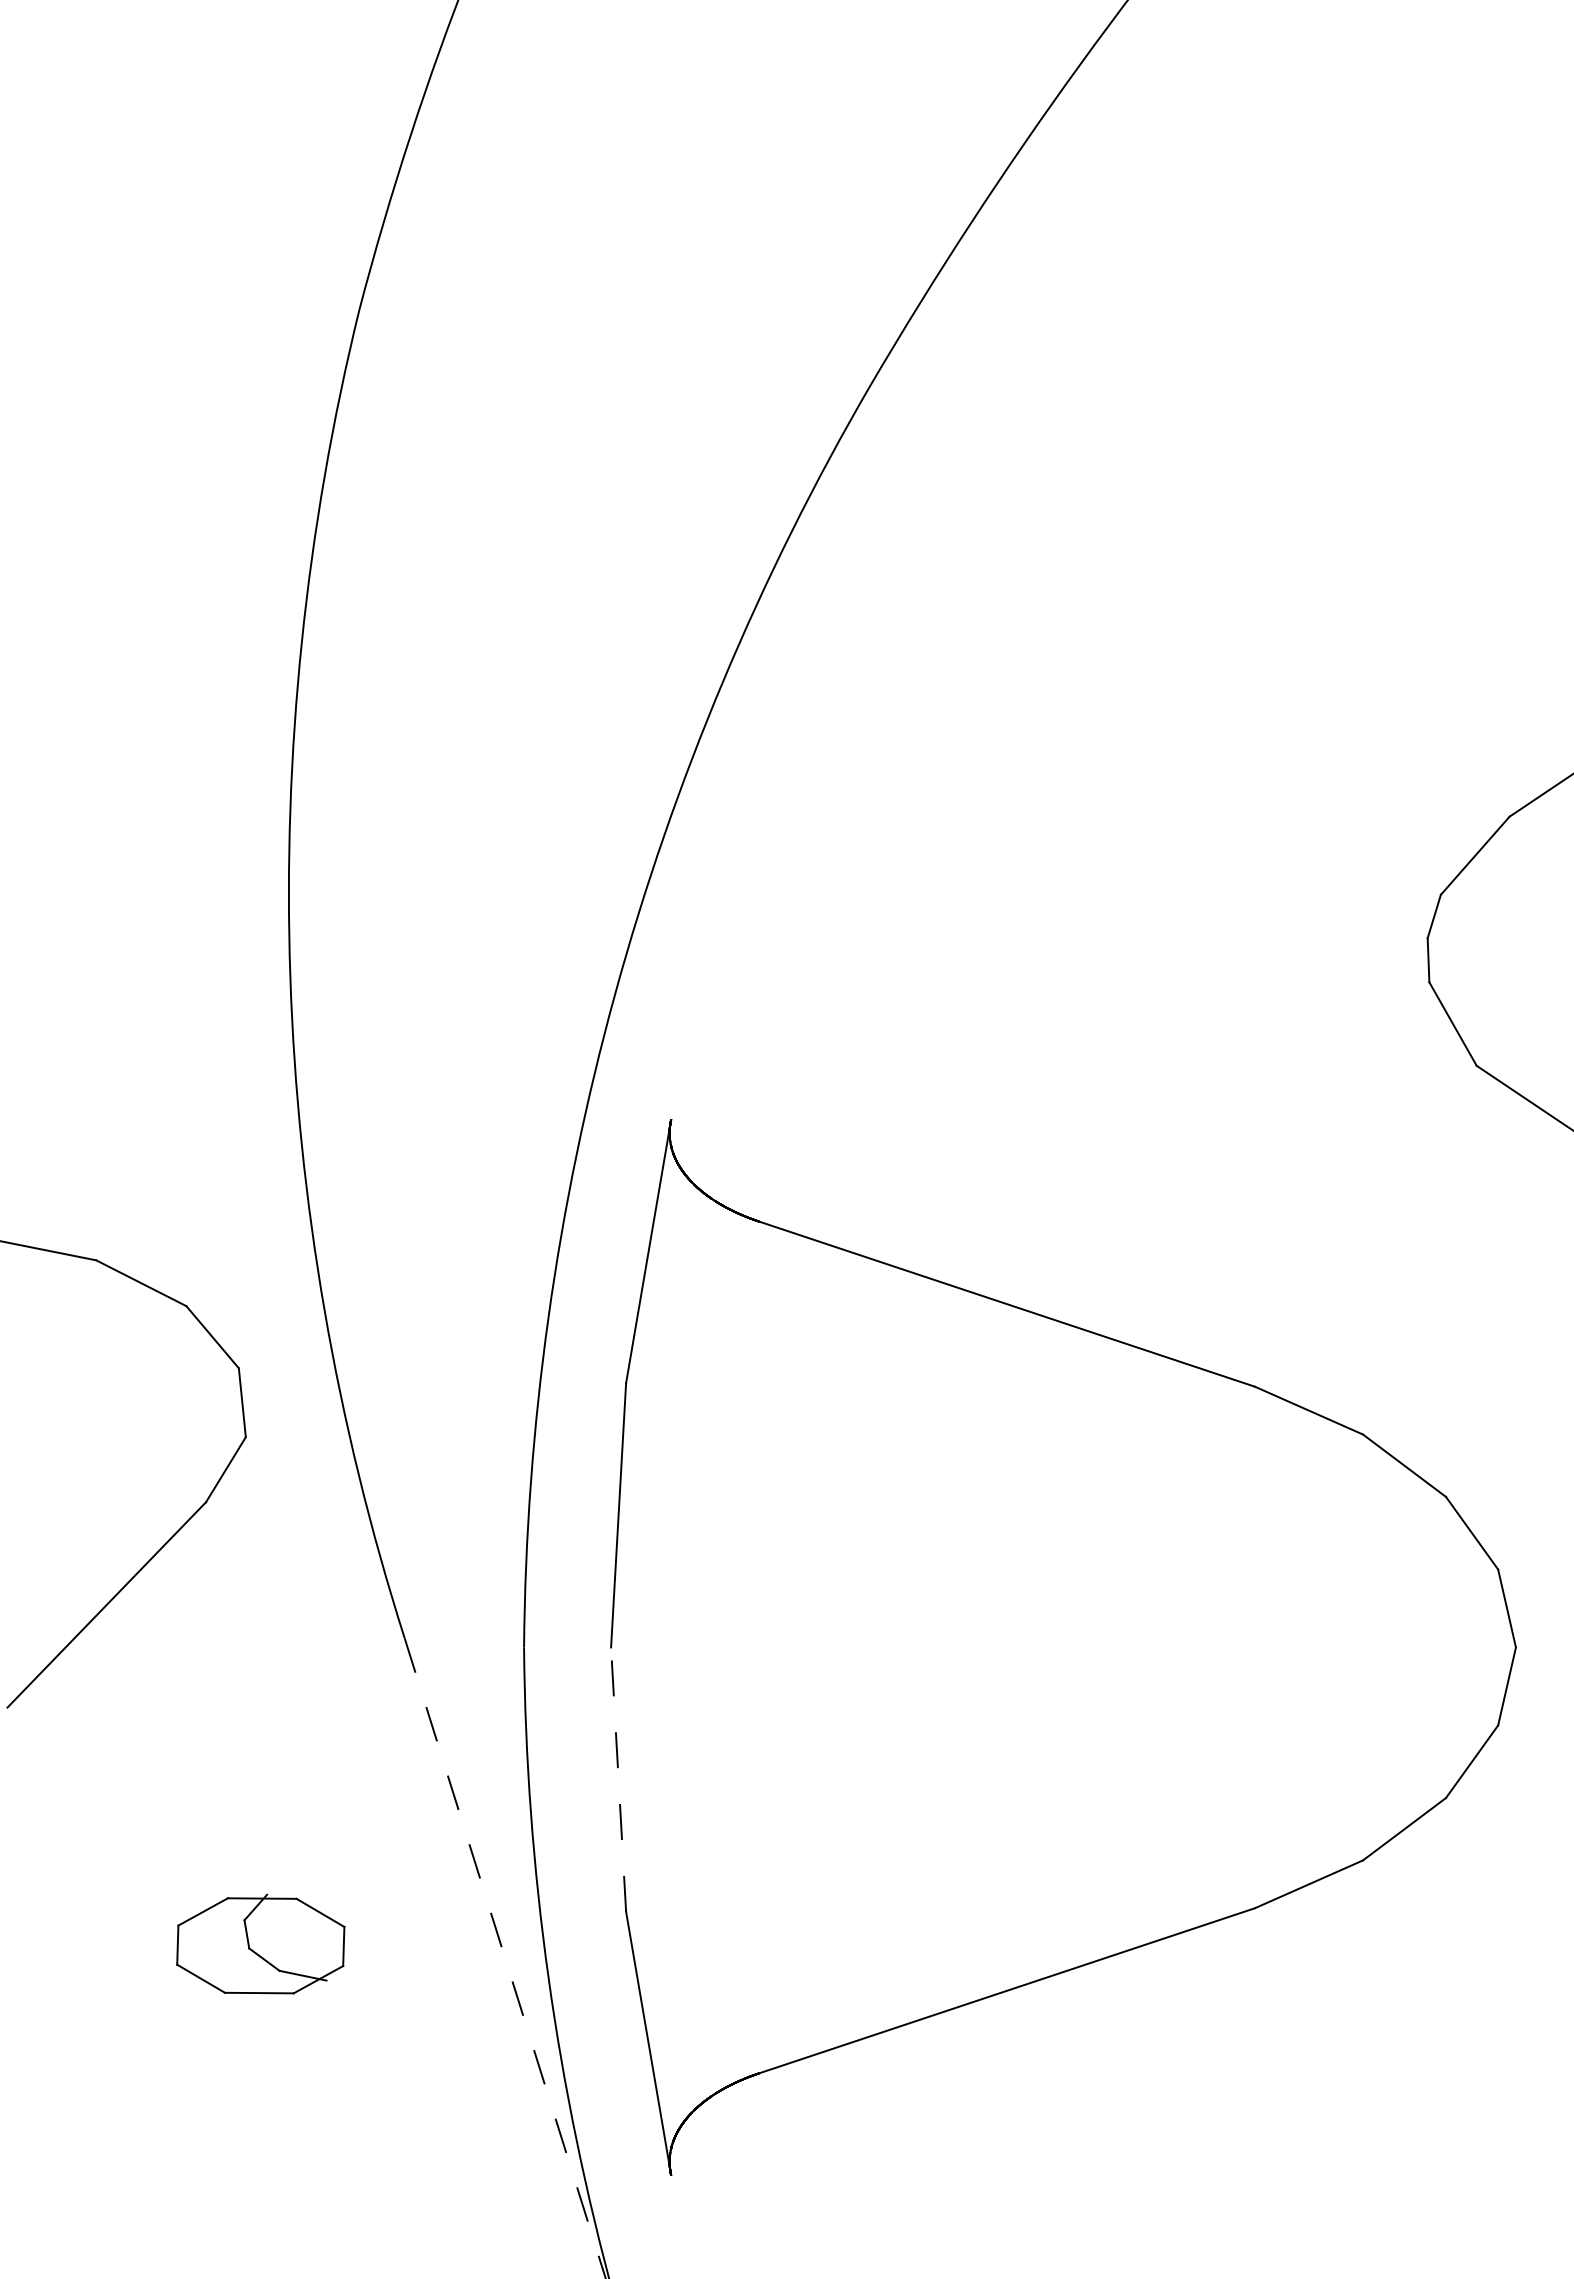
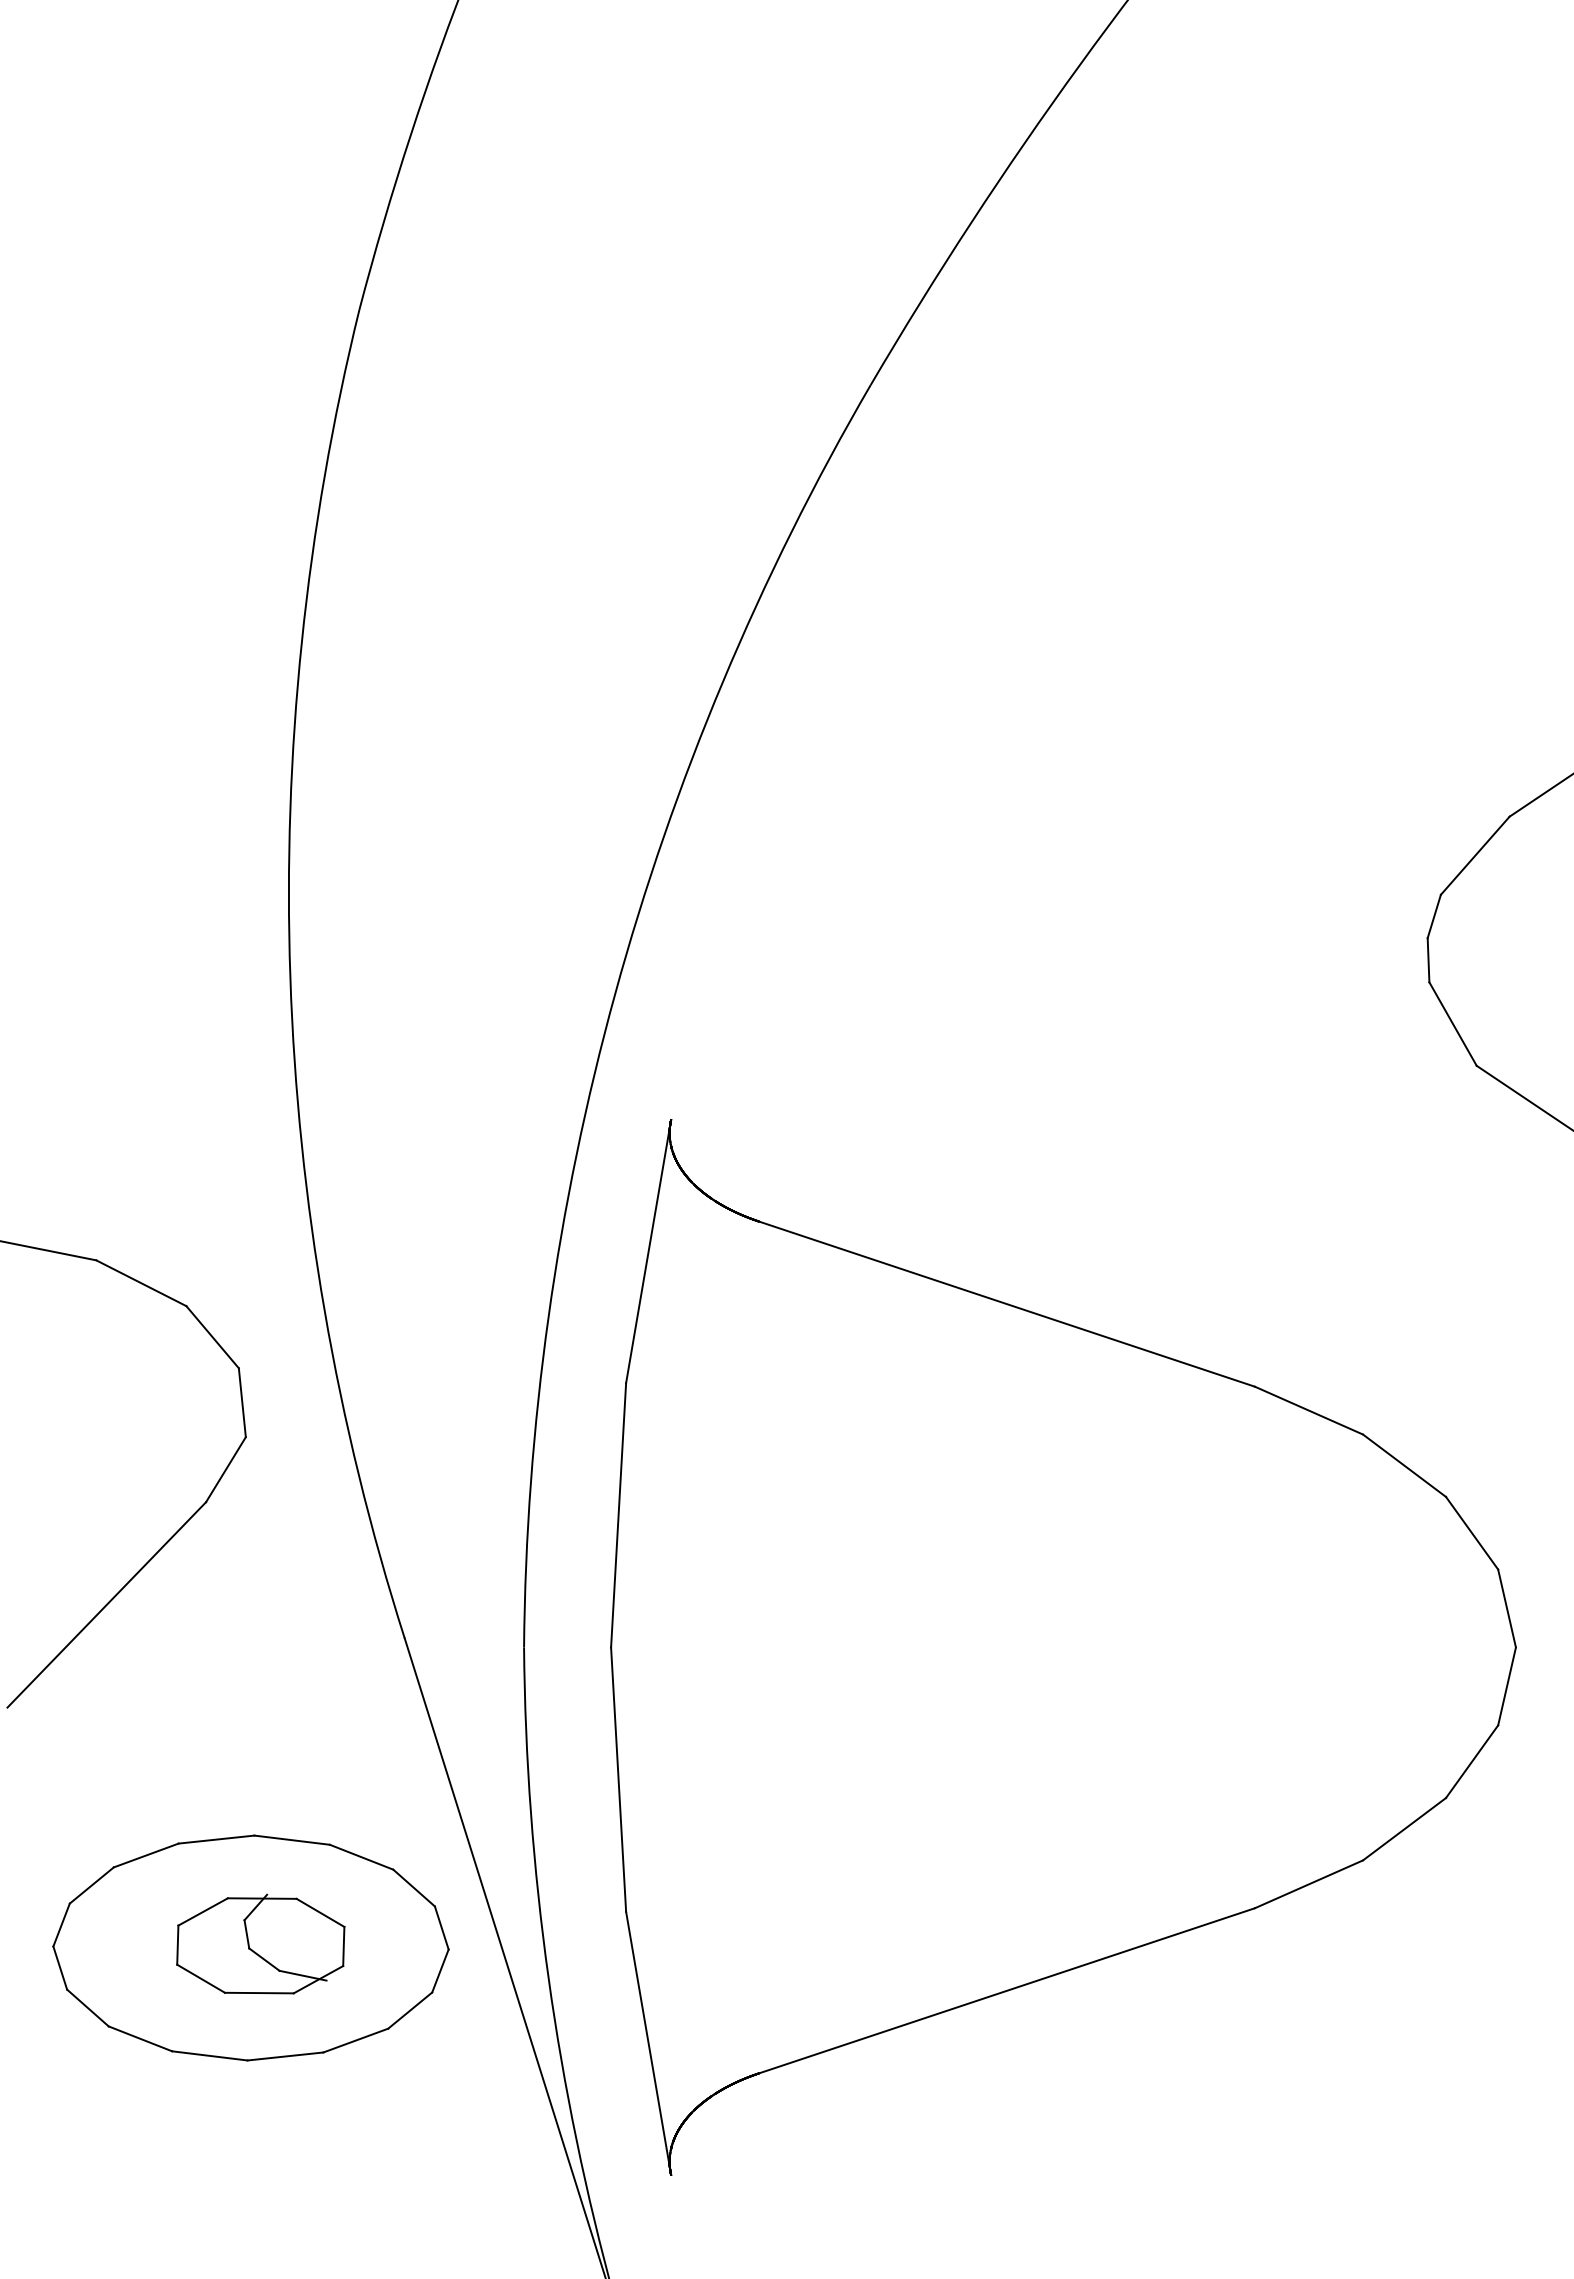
line: dashed -> solid (618, 1779)
part: none -> present (250, 1947)
line: dashed -> solid (505, 1958)
